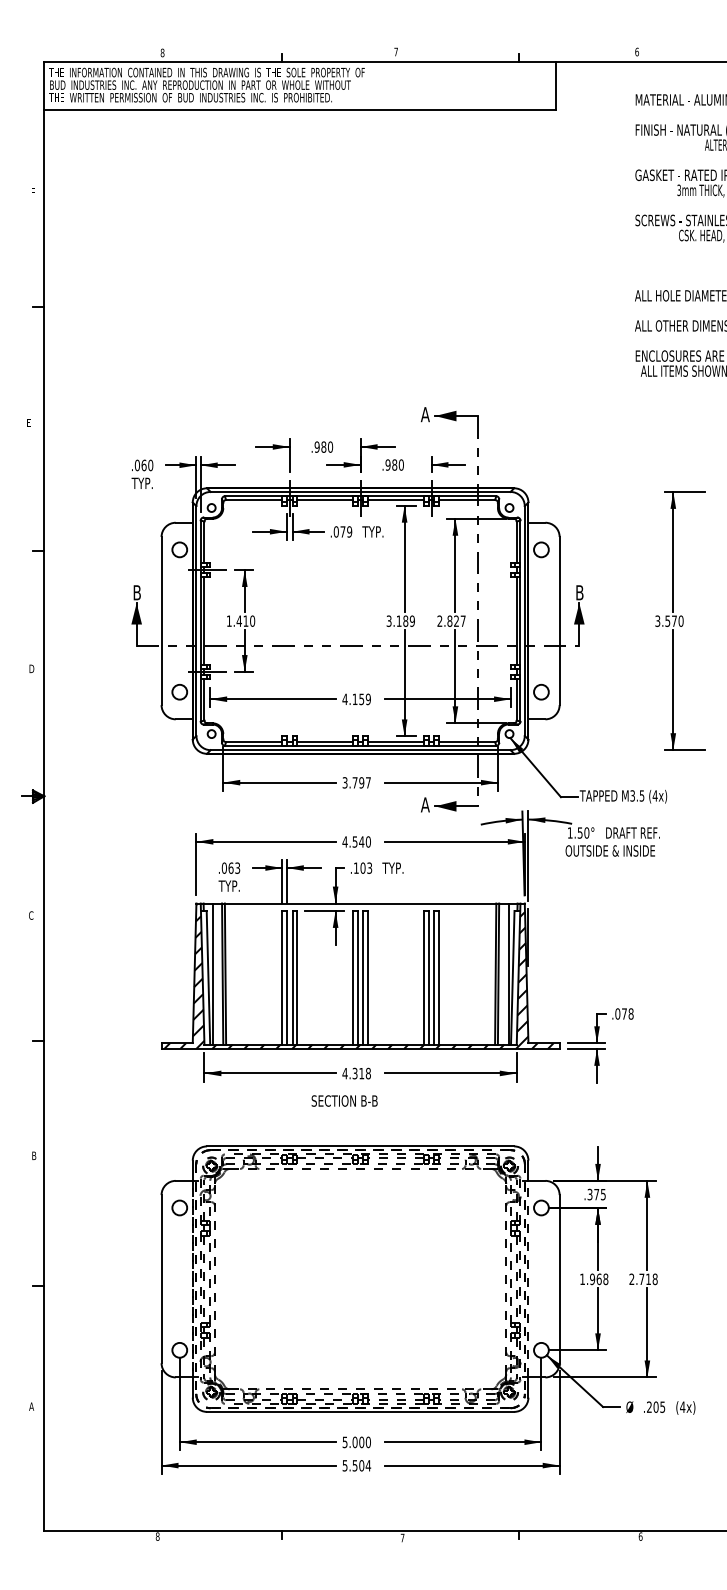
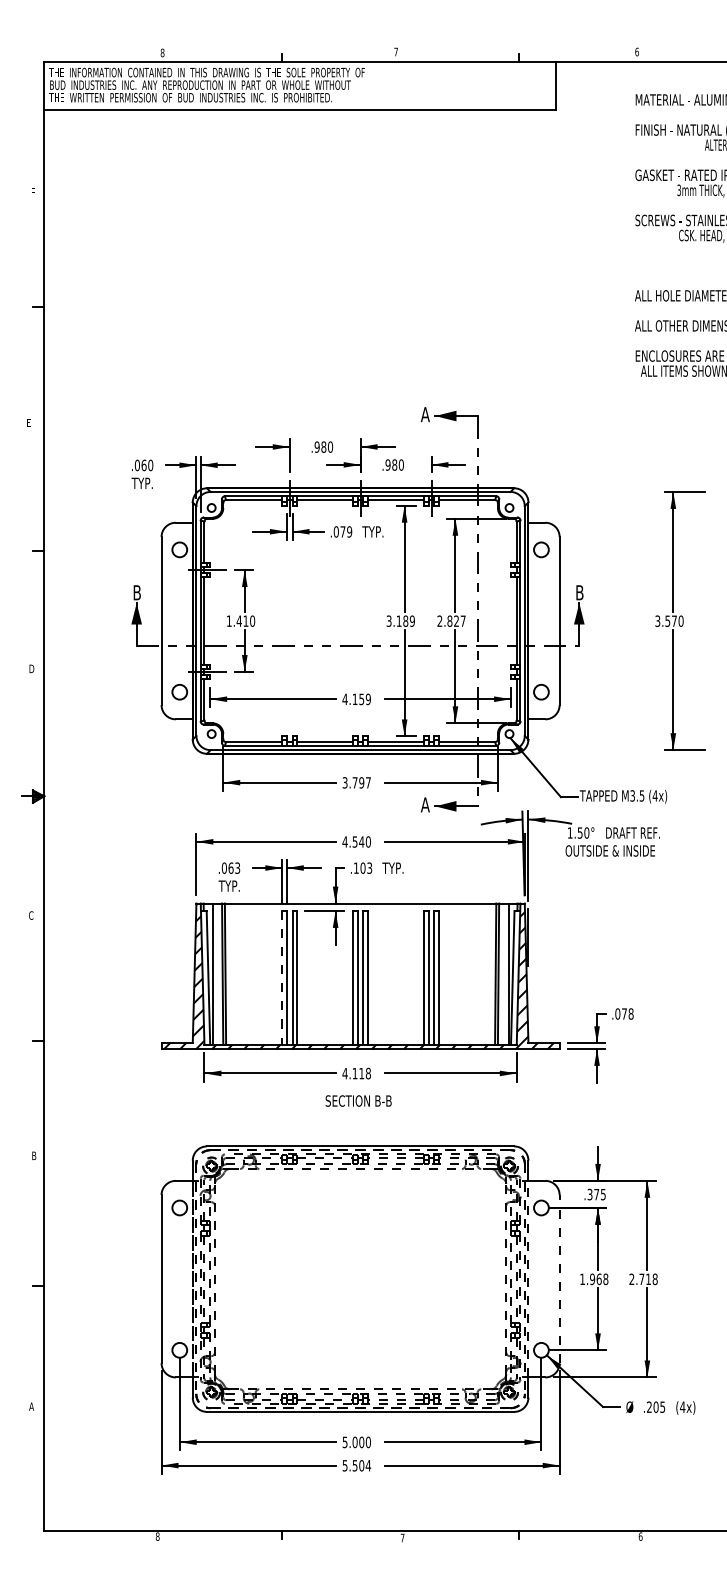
line: solid -> dashed (282, 977)
text: 4.318 -> 4.118 (354, 1073)
text position: (344, 1100) -> (358, 1100) (358, 1100)
line: solid -> dashed (559, 1278)
